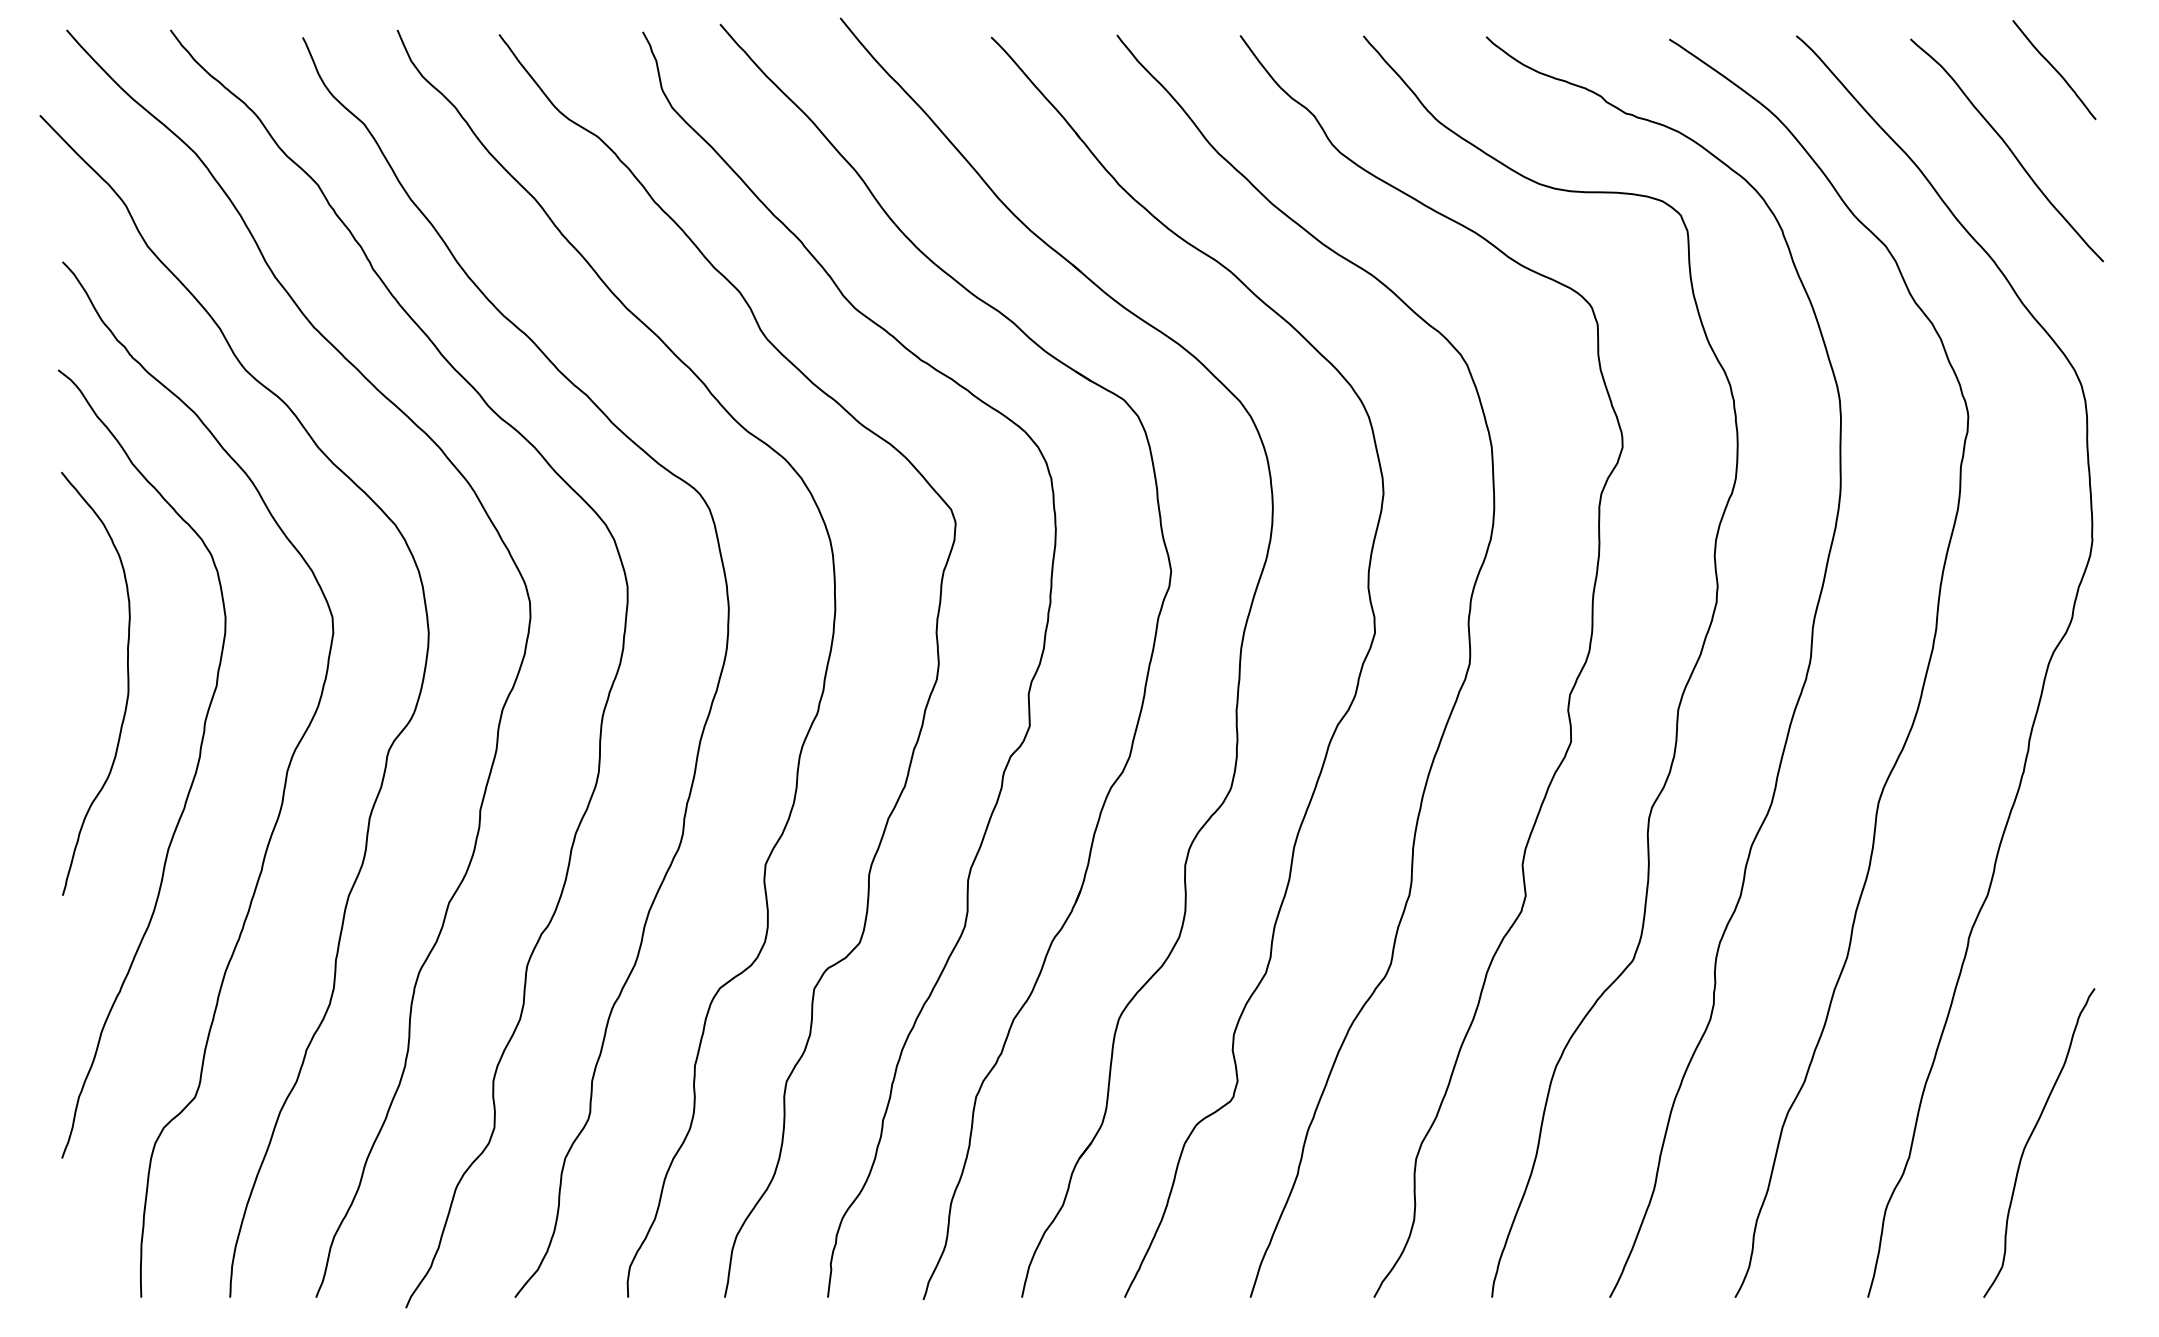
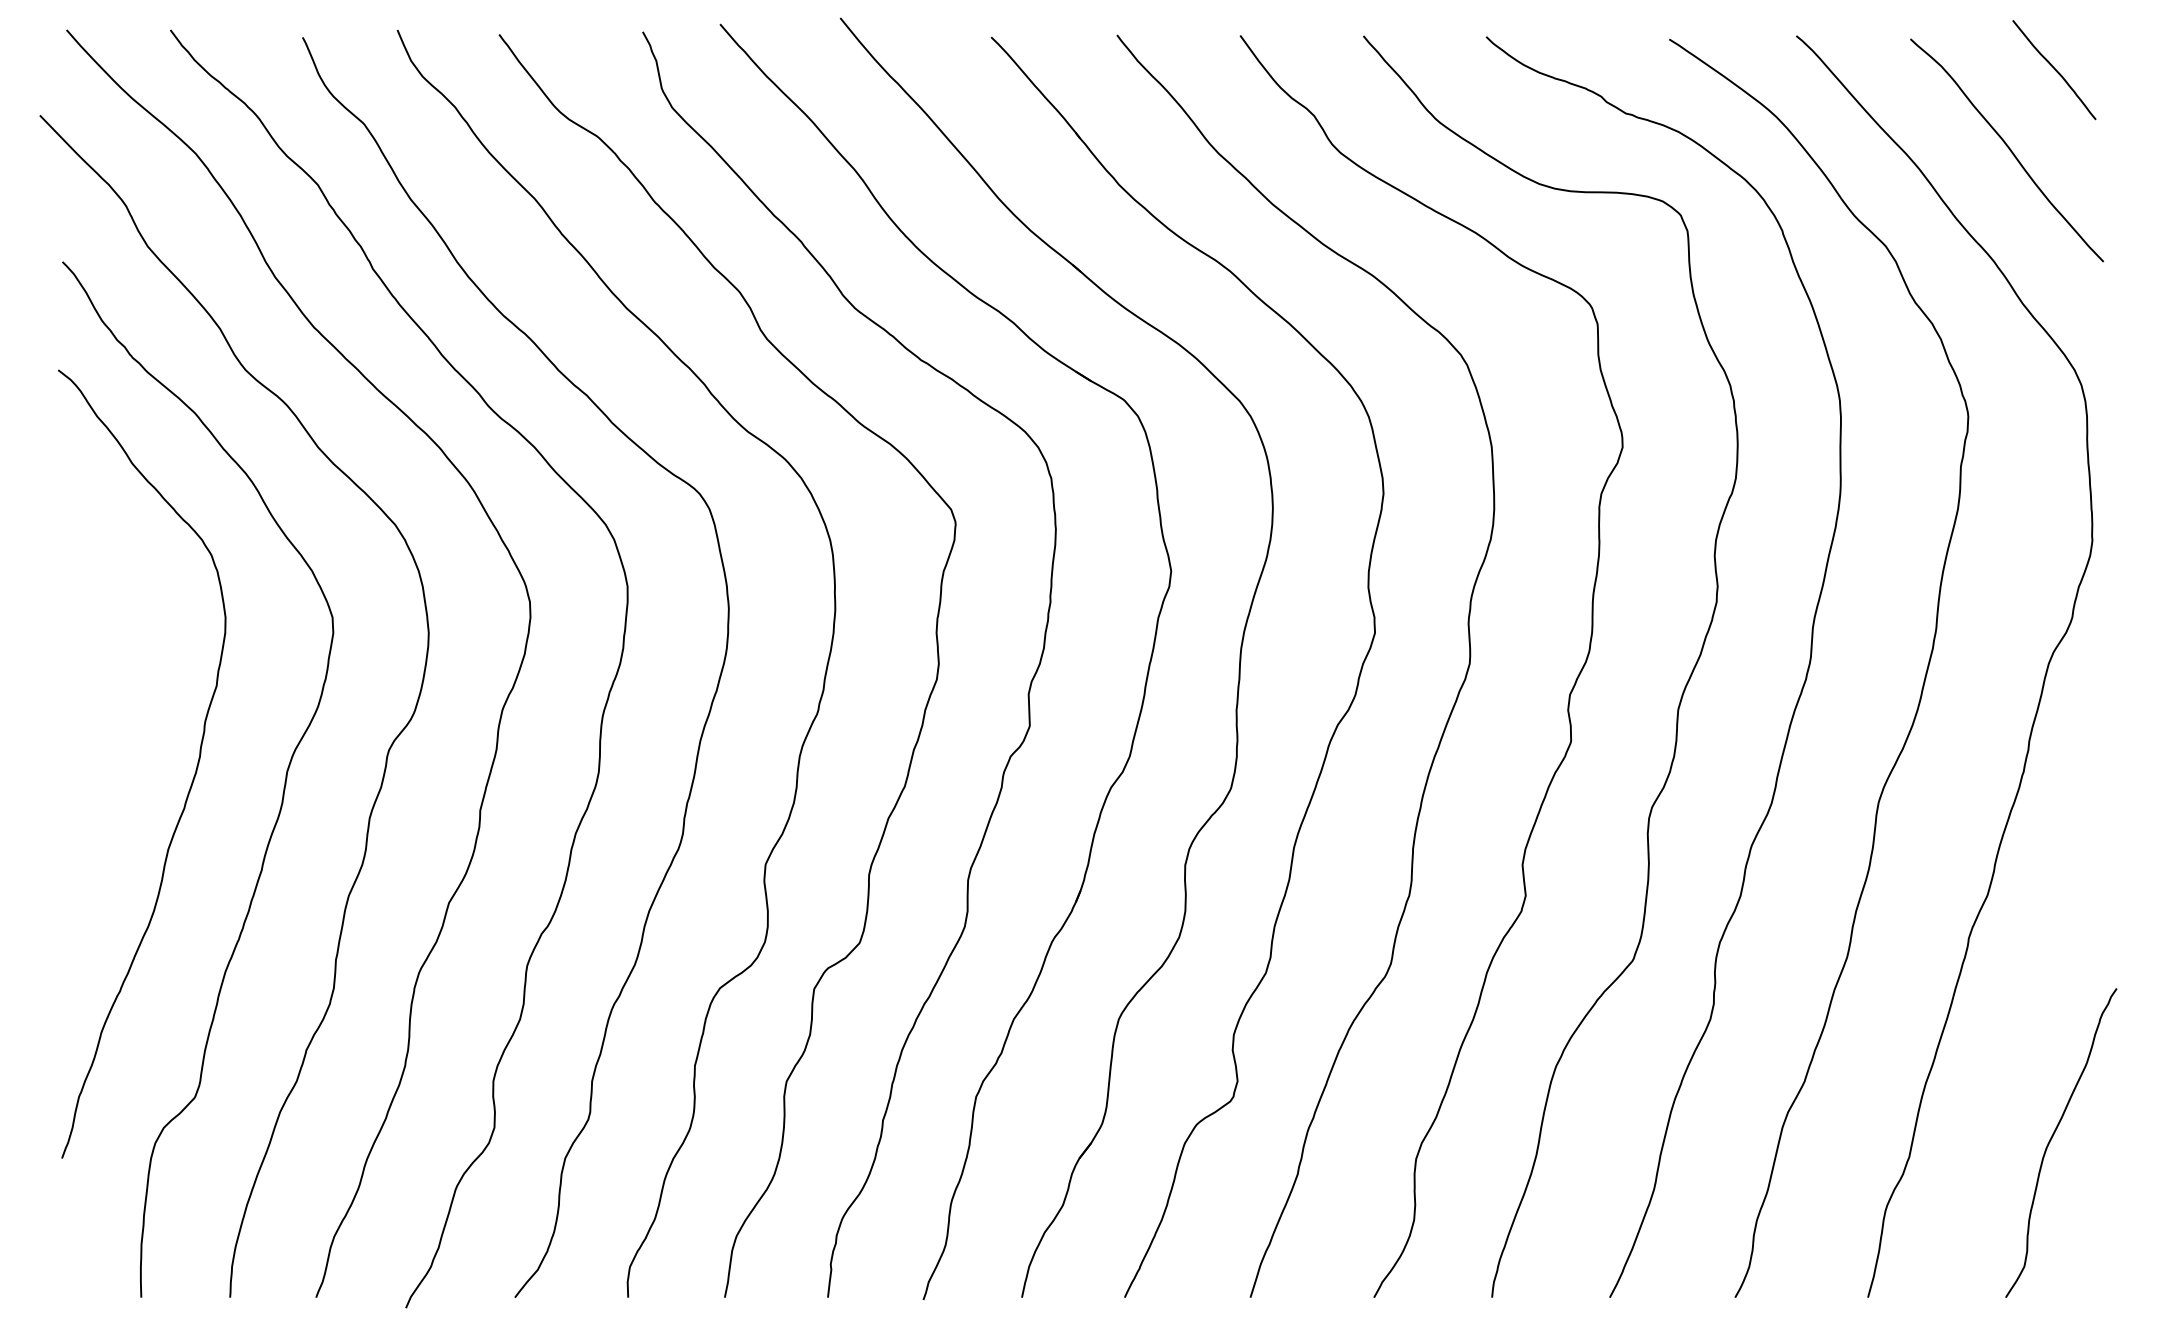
curve: present -> none (127, 683)
curve position: (2030, 1138) -> (2052, 1138) (2052, 1138)
